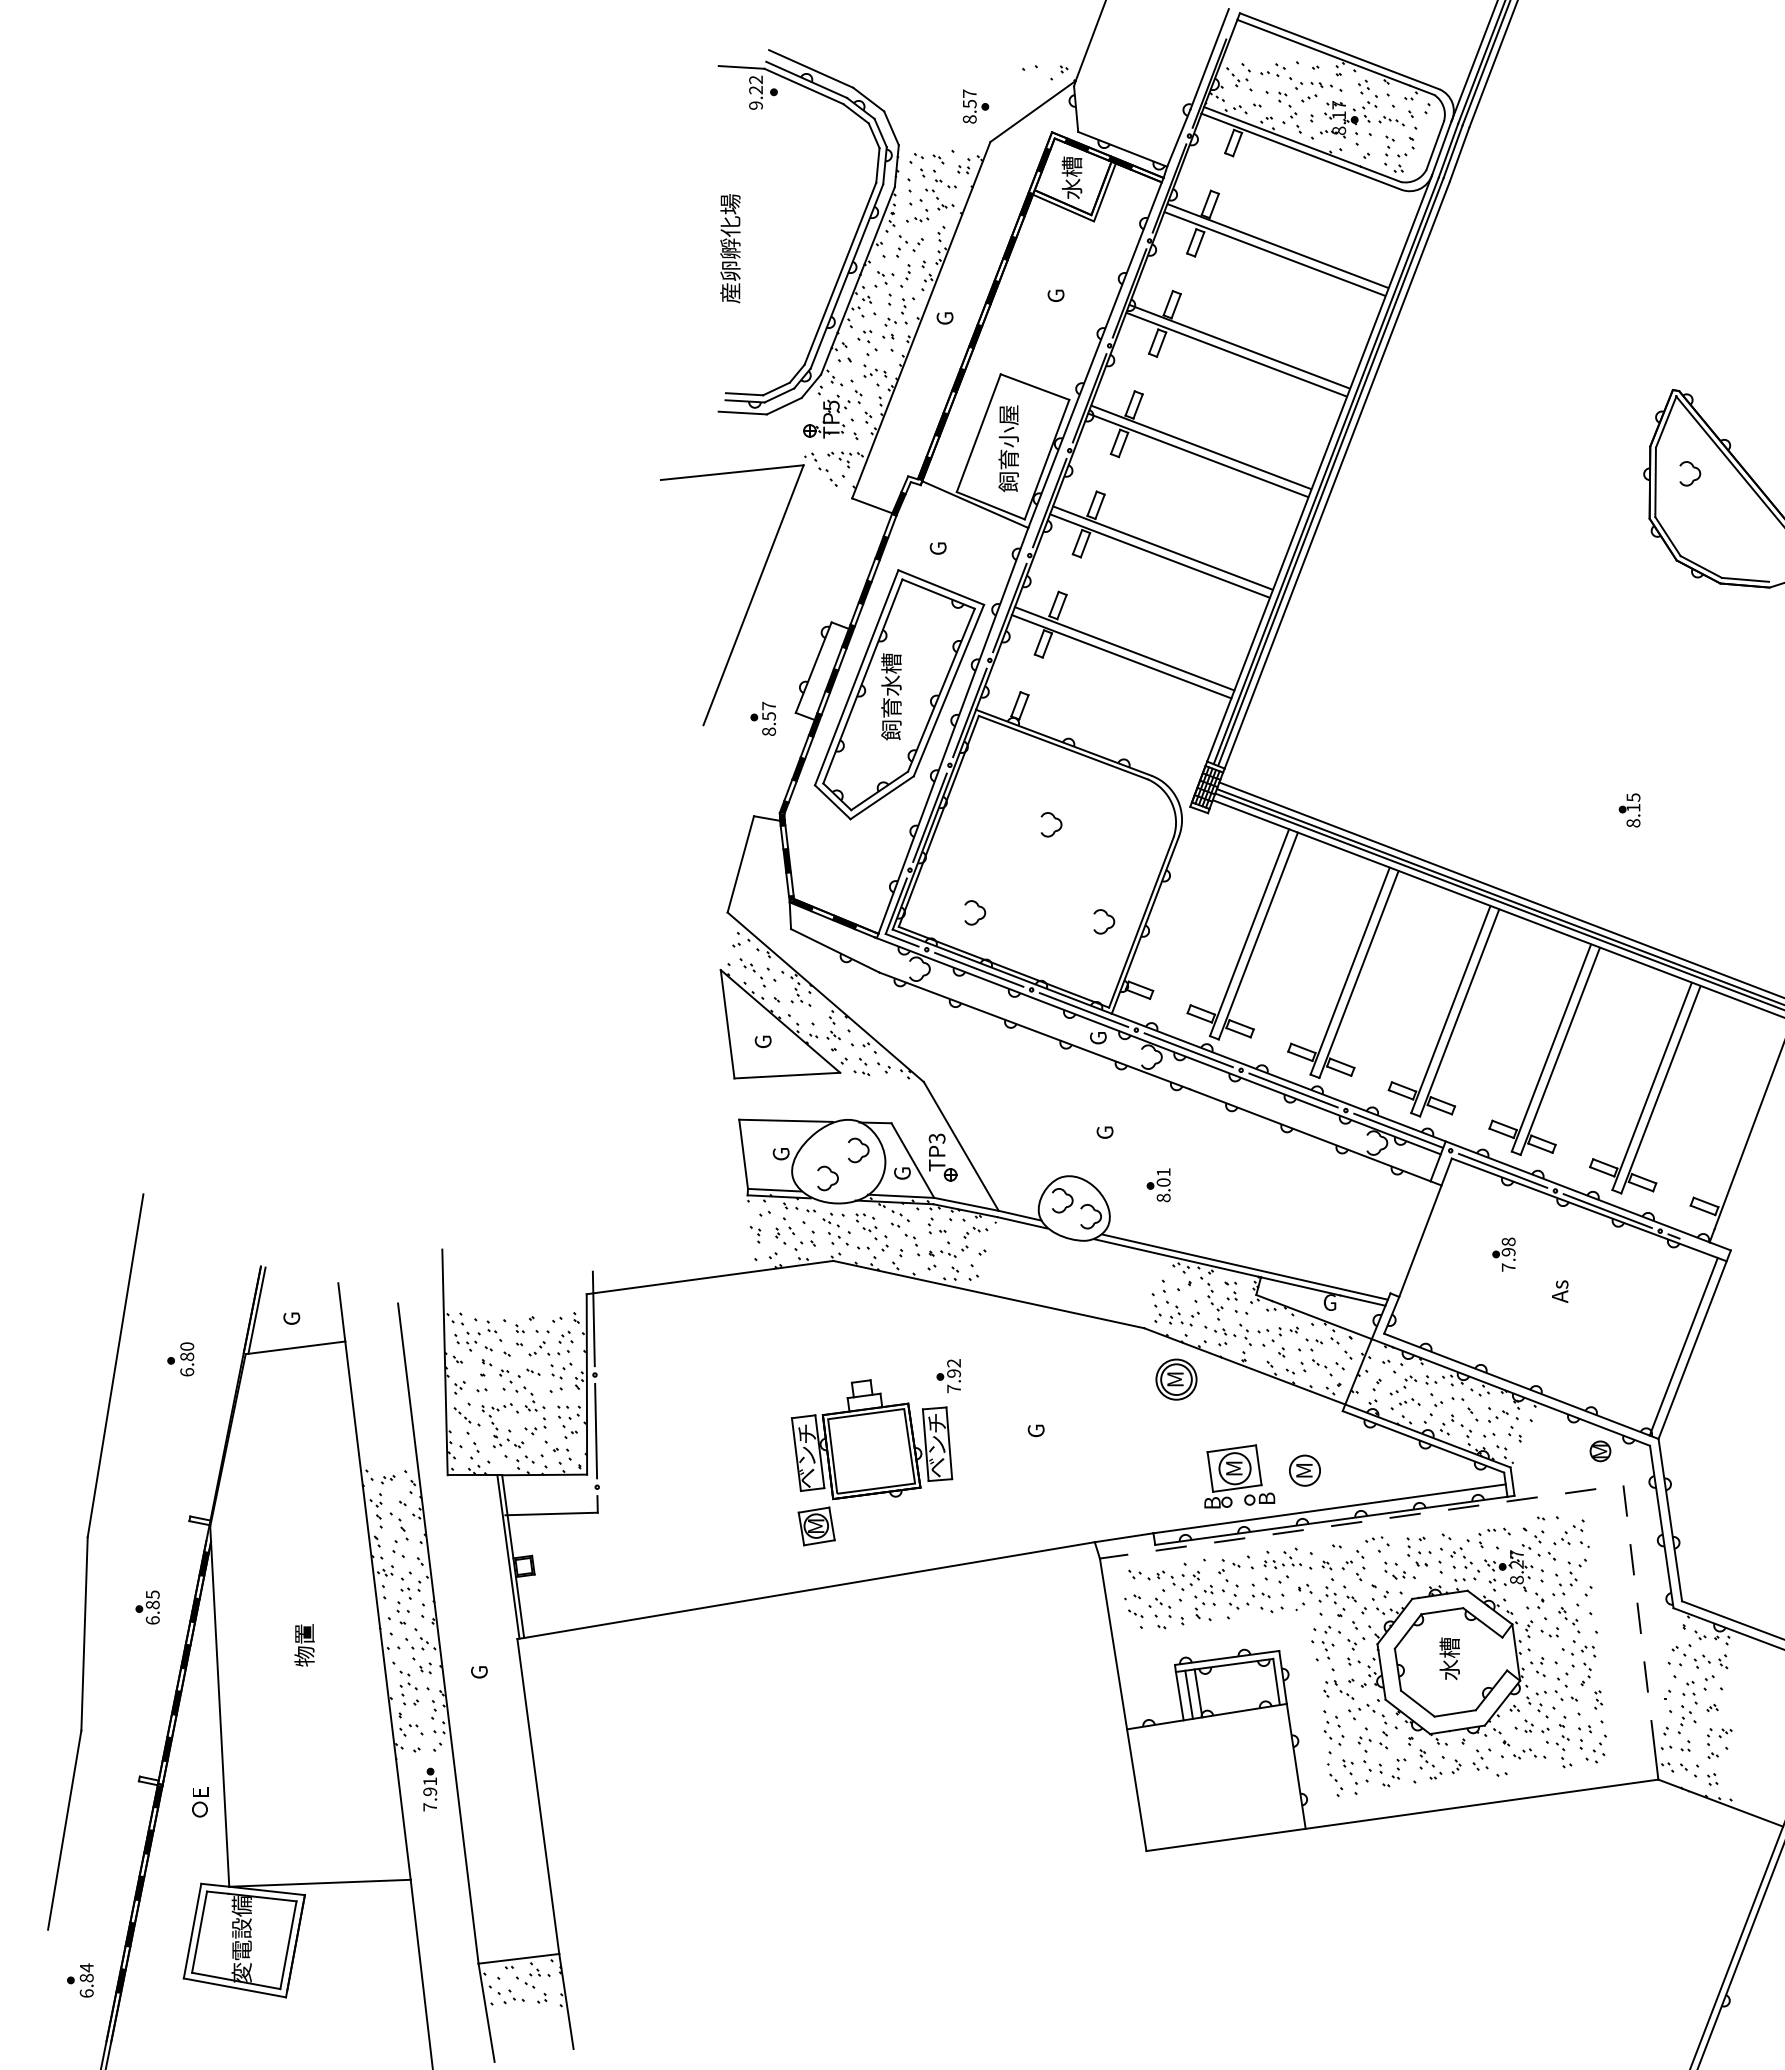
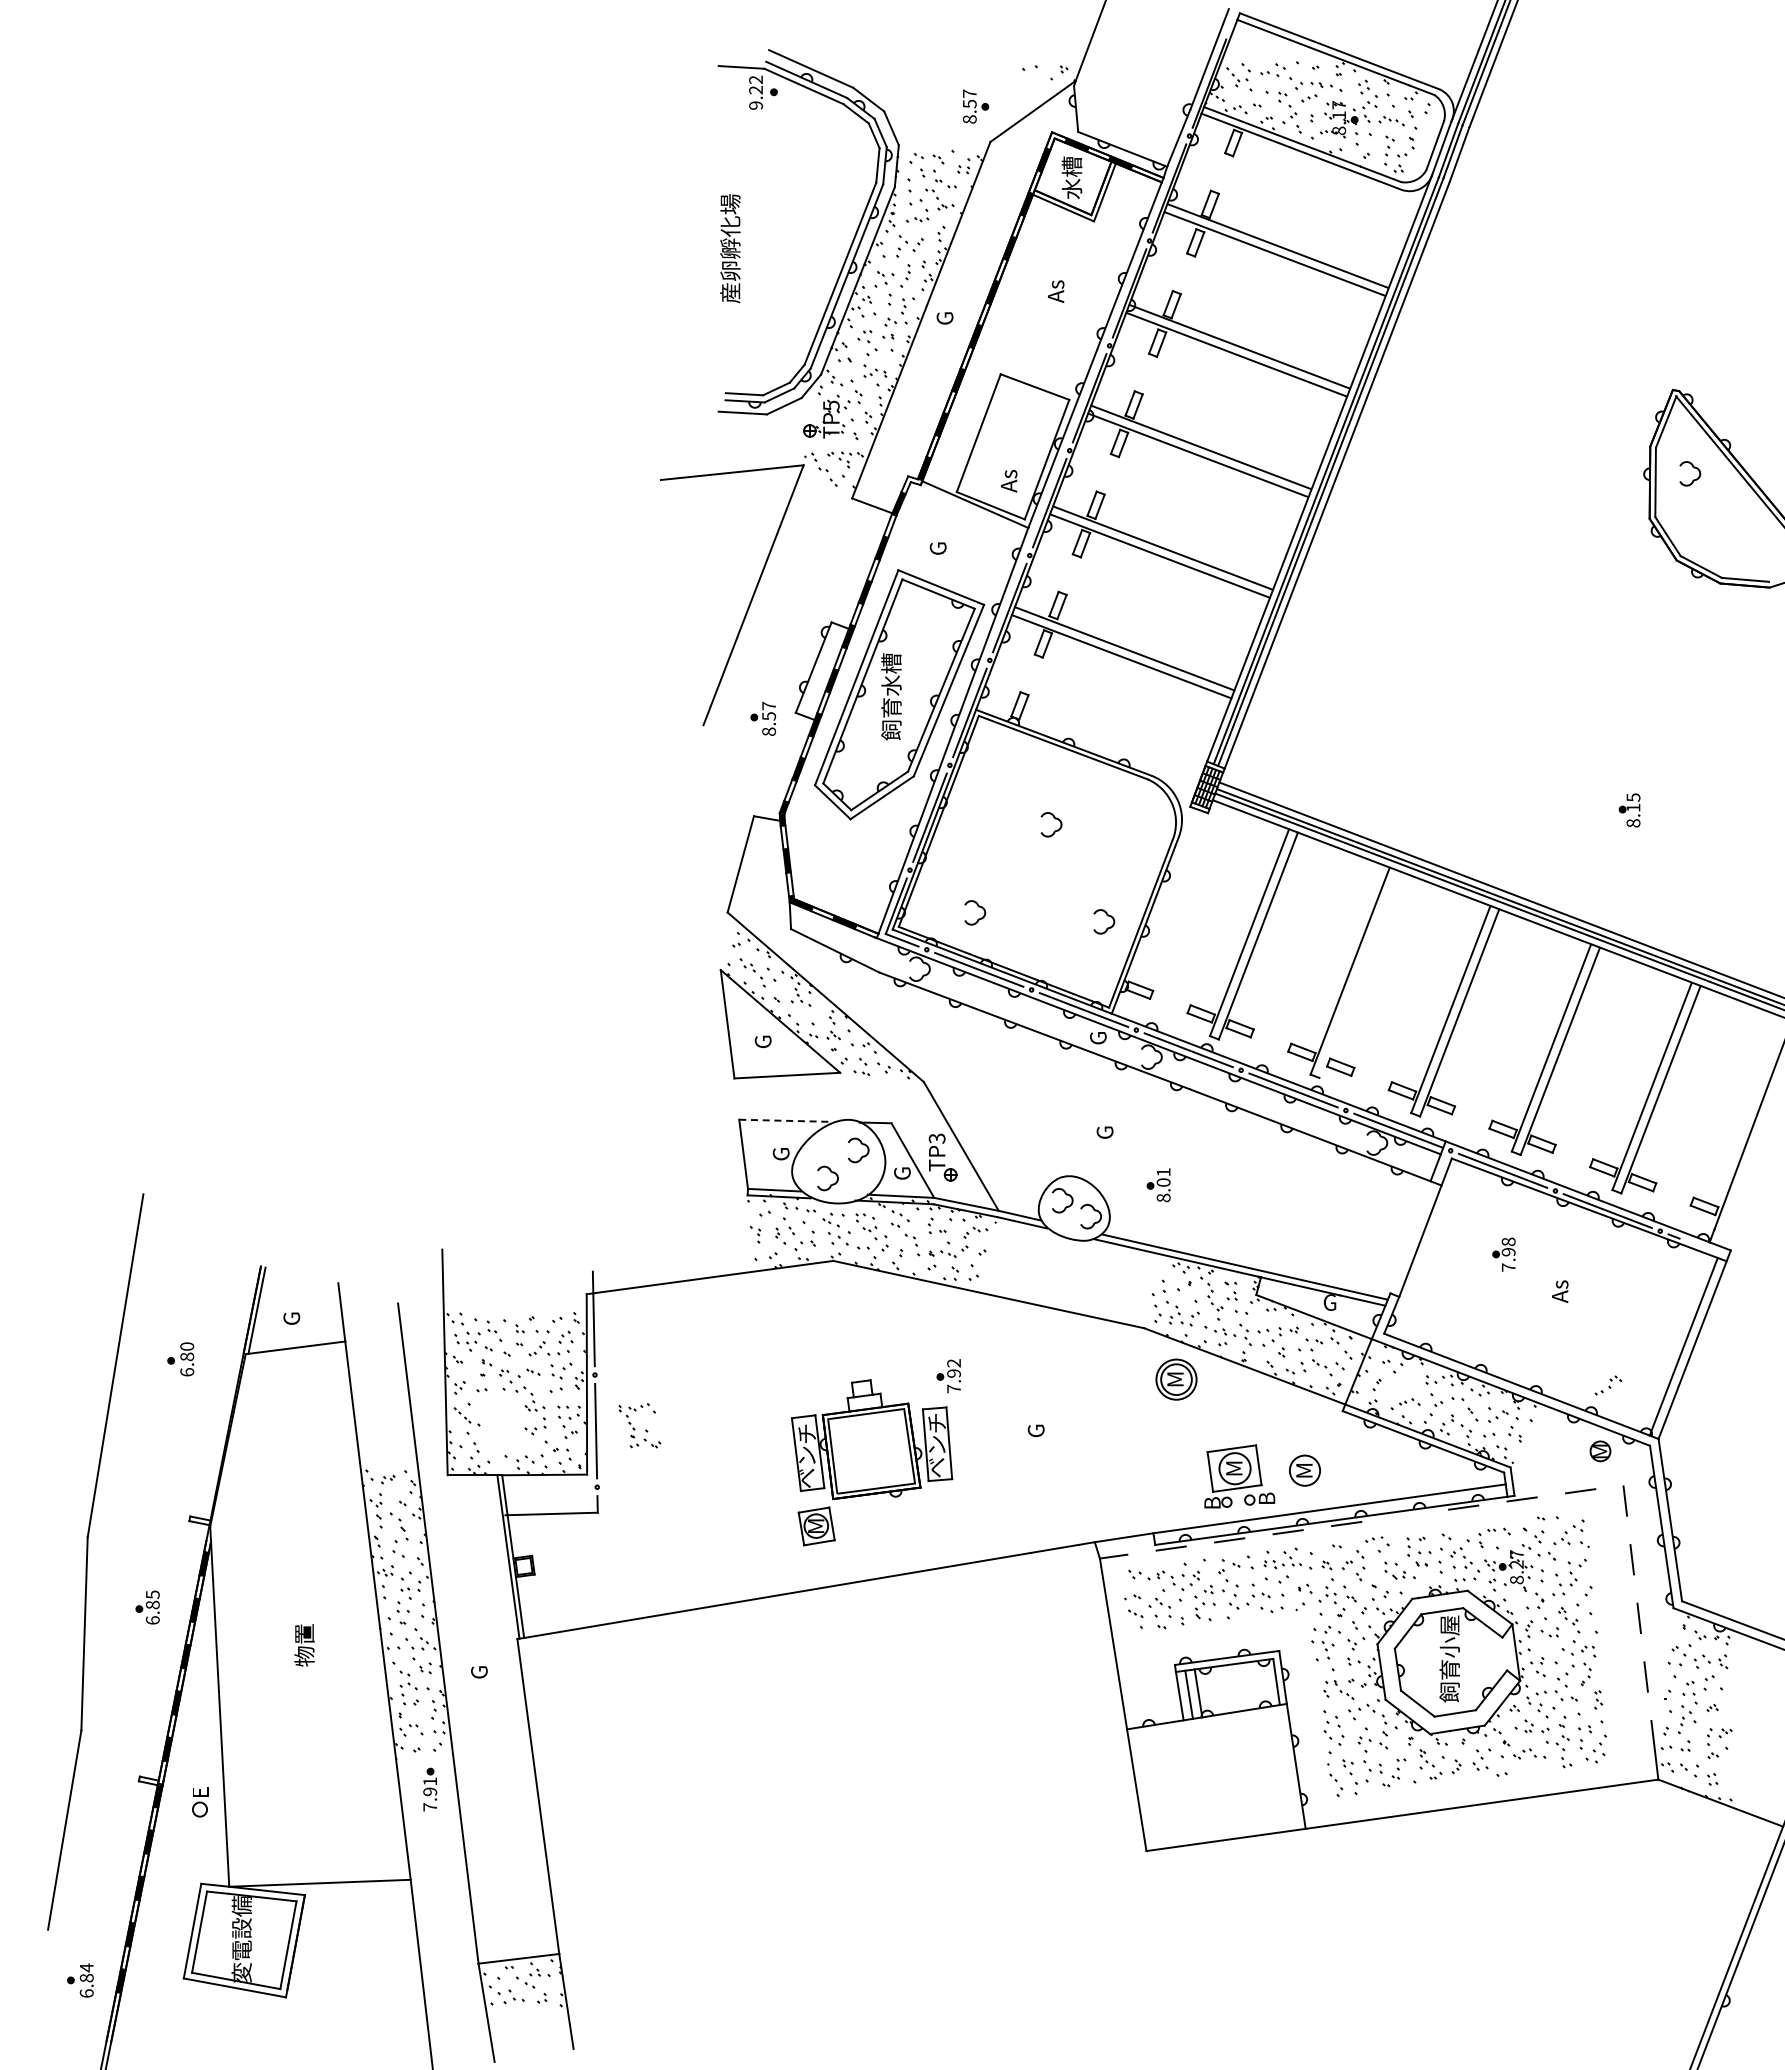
text: G -> As (1055, 291)
text: 飼育小屋 -> As (1008, 448)
line: present -> none (1358, 974)
line: solid -> dashed (786, 1120)
part position: (1403, 1385) -> (1608, 1385) (1608, 1385)
part position: (502, 1425) -> (639, 1425) (639, 1425)
line: present -> none (1404, 1515)
text: 水槽 -> 飼育小屋 (1449, 1658)
